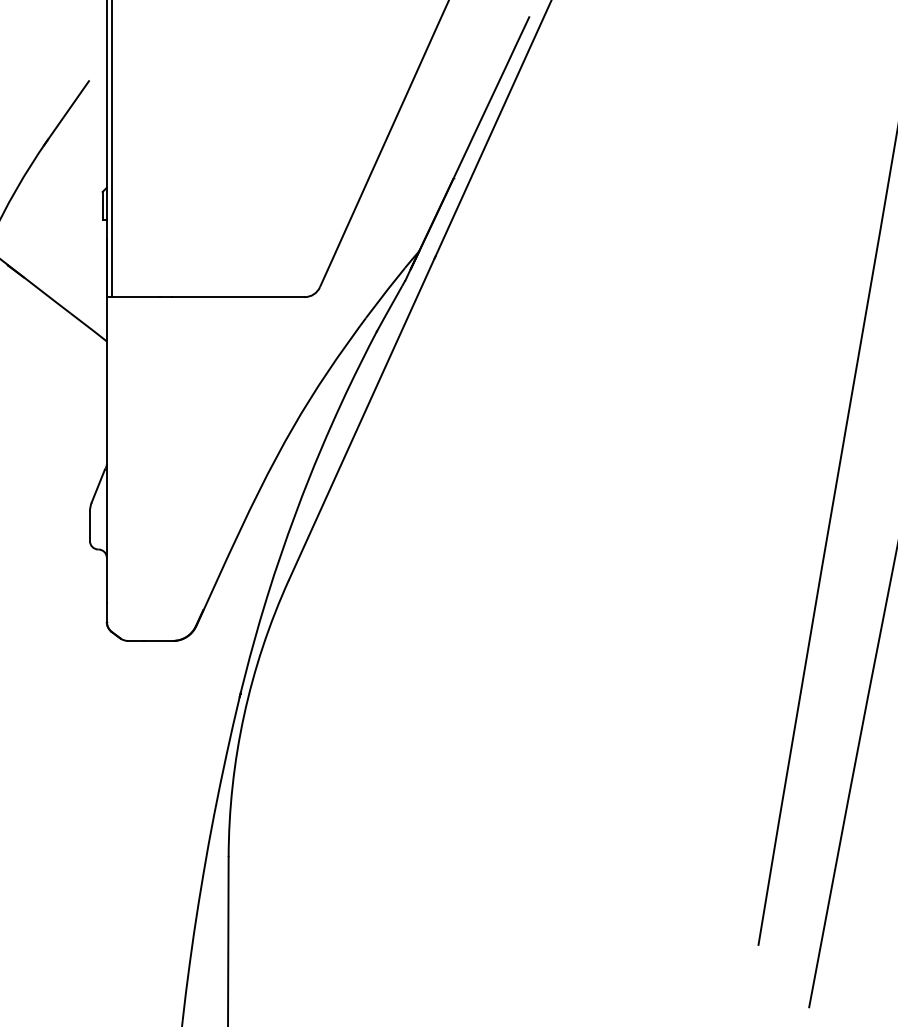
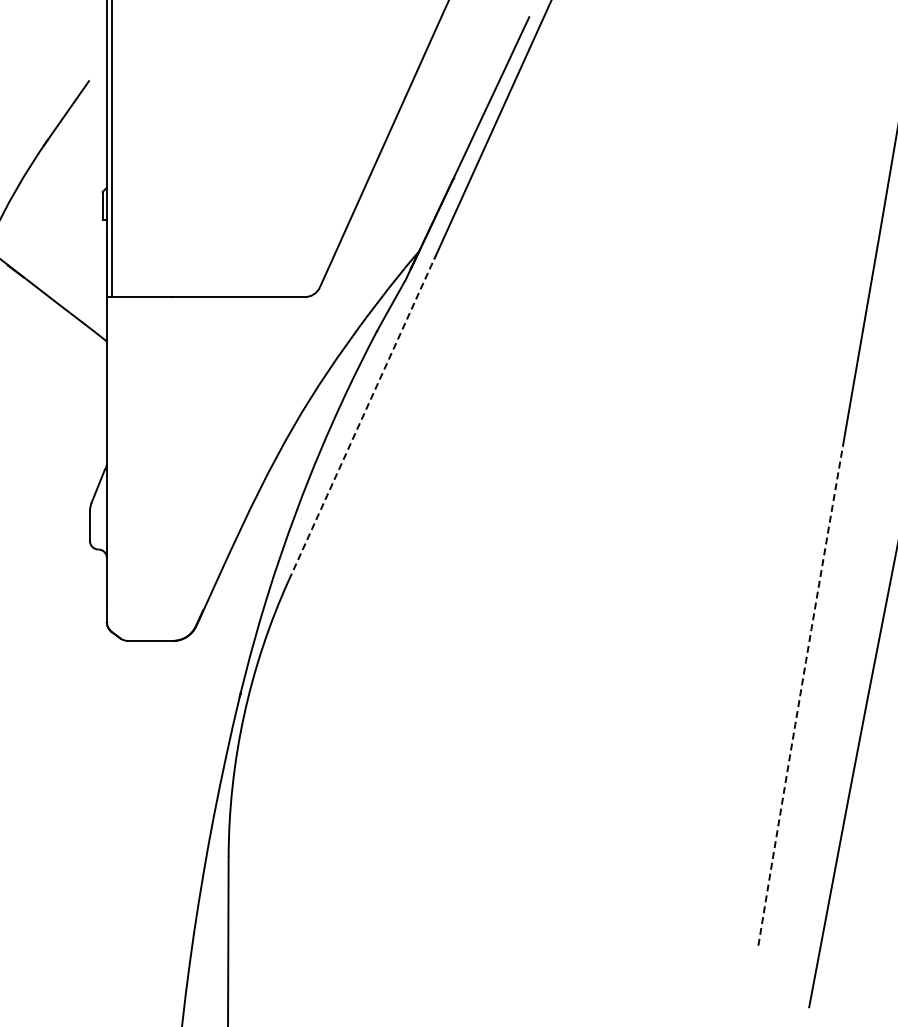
line: solid -> dashed (361, 418)
arc: solid -> dashed (800, 692)
